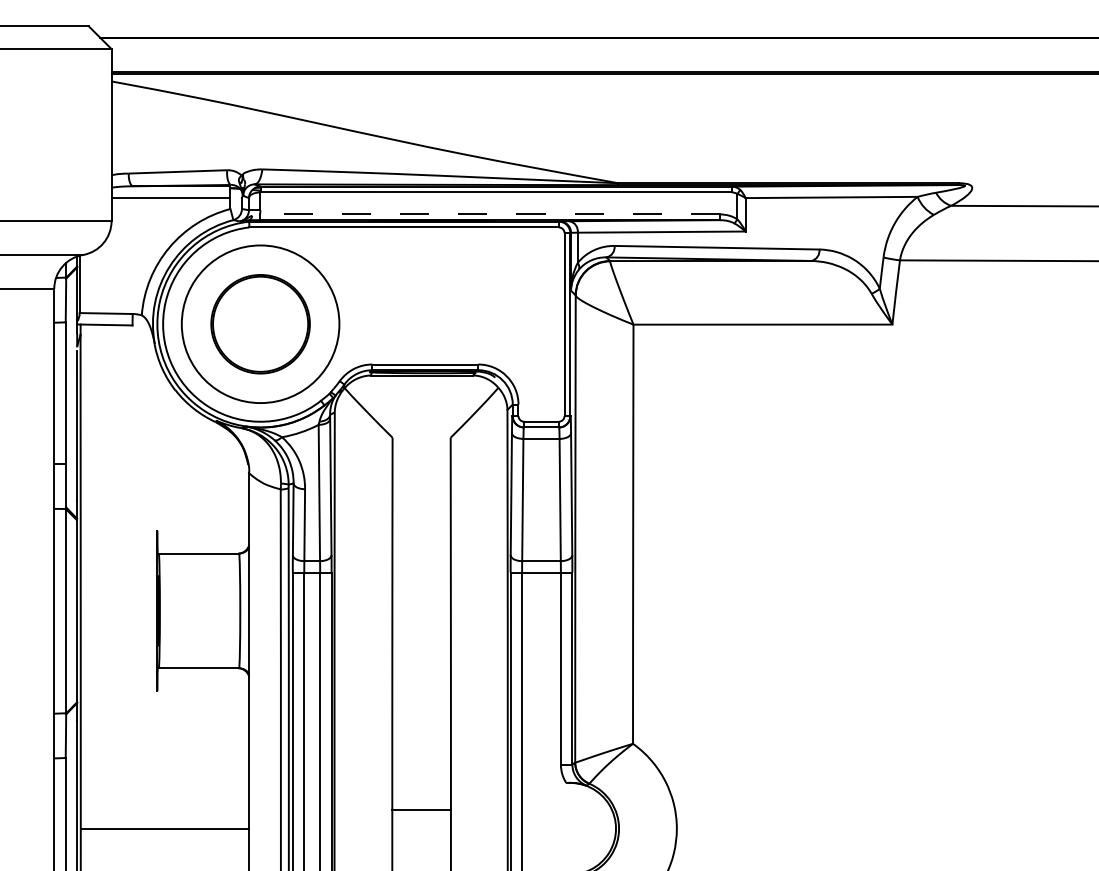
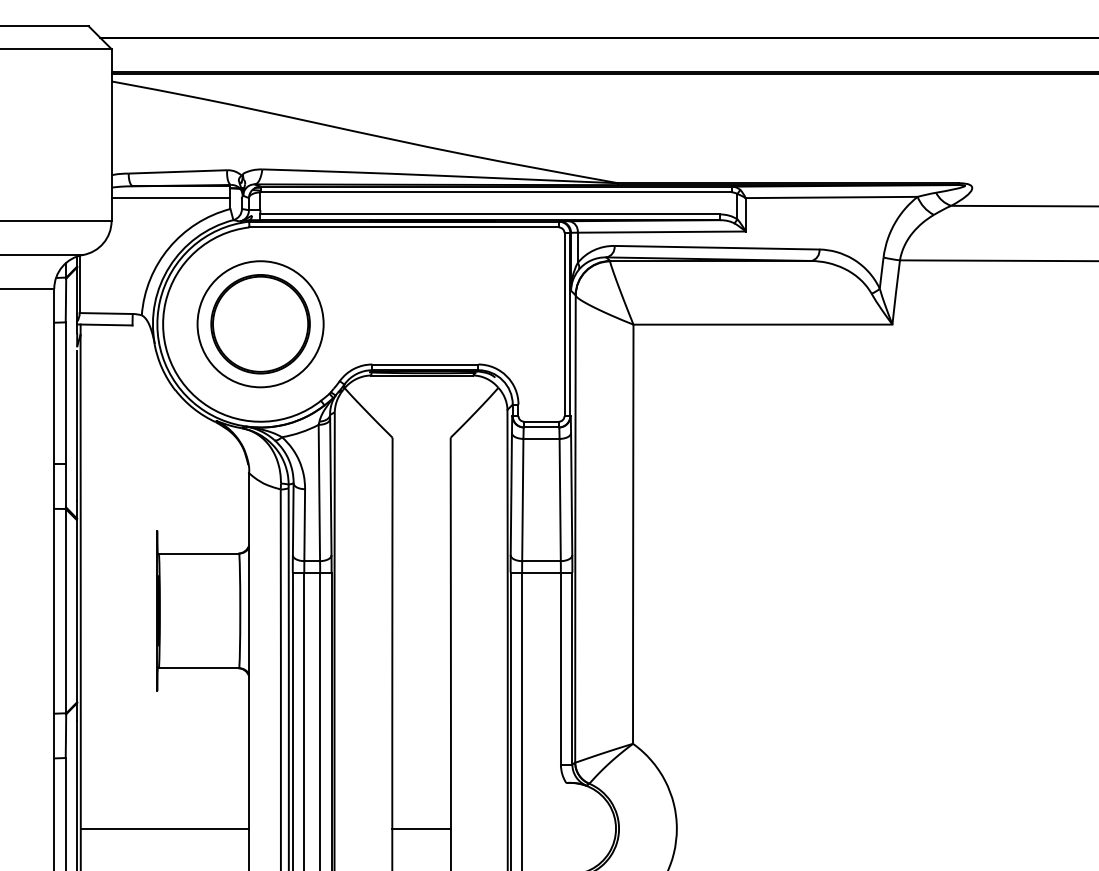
line: dashed -> solid (489, 214)
circle diameter: 158 px -> 126 px (260, 324)
line position: (421, 809) -> (421, 828) (421, 828)
